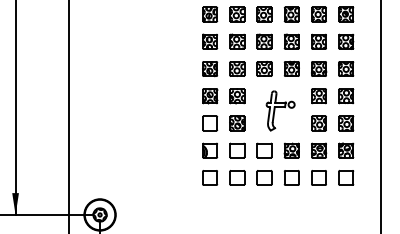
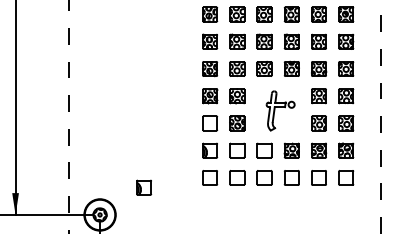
line: solid -> dashed (68, 116)
line: solid -> dashed (381, 116)
part: none -> present (144, 187)
